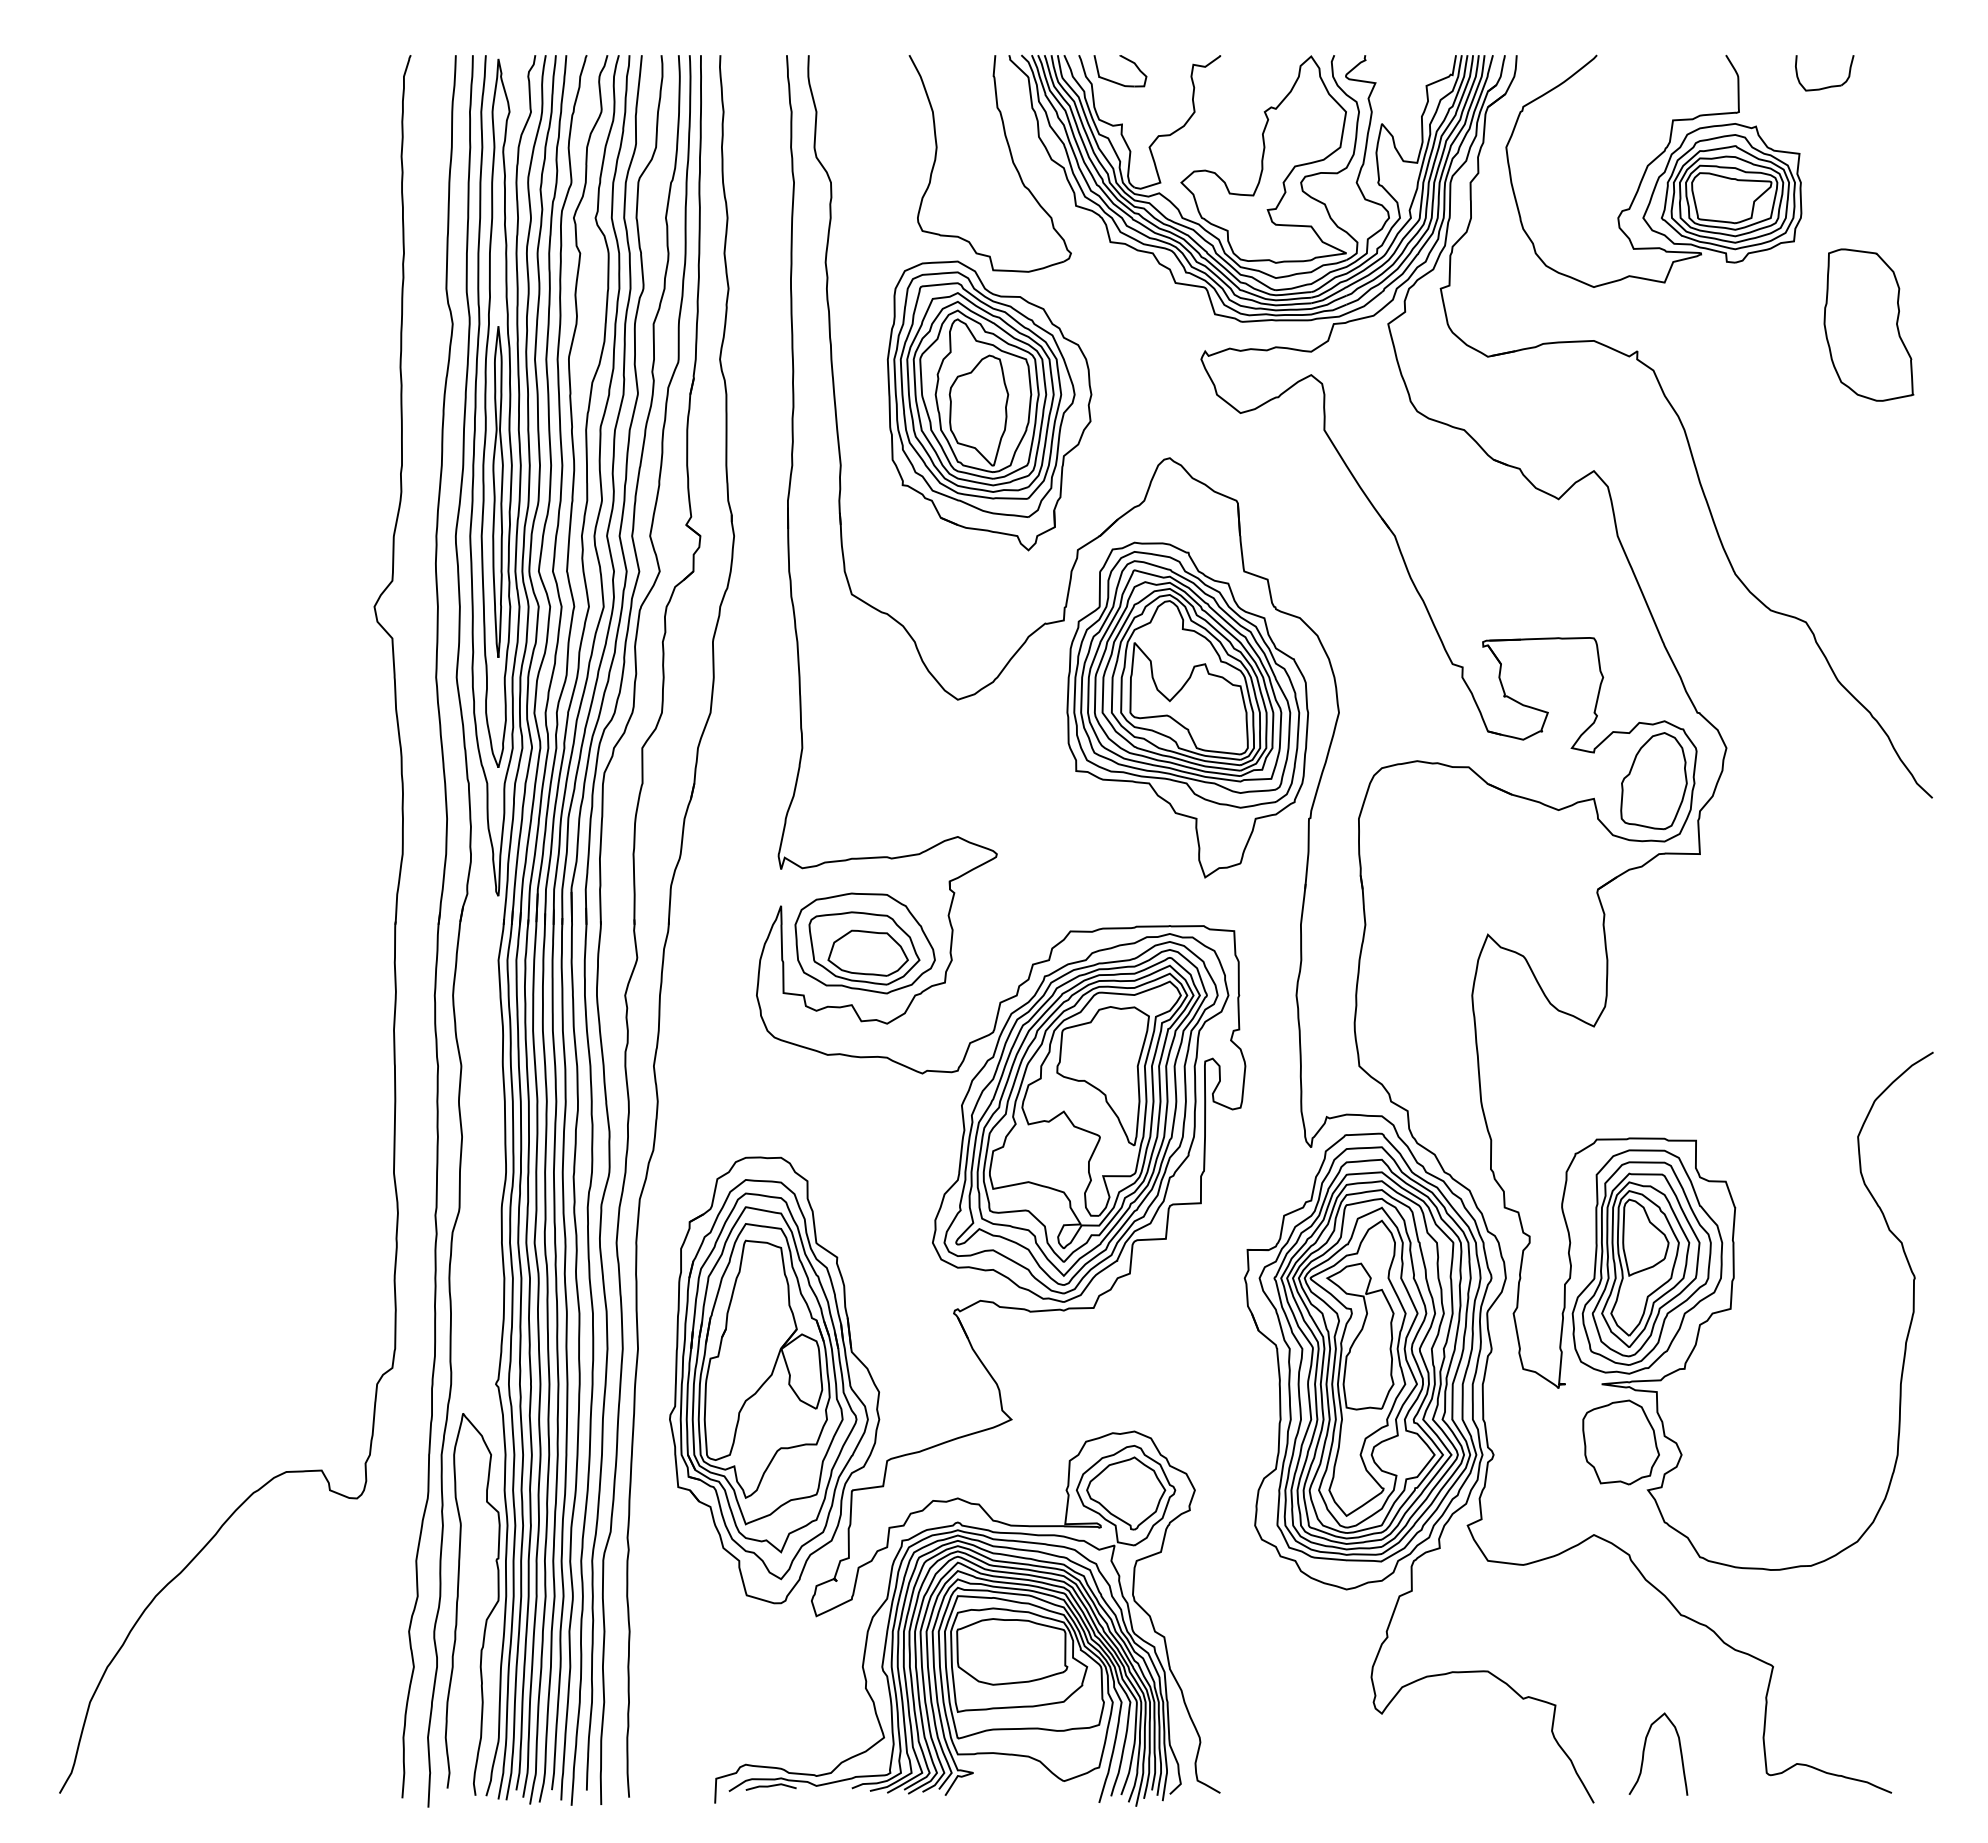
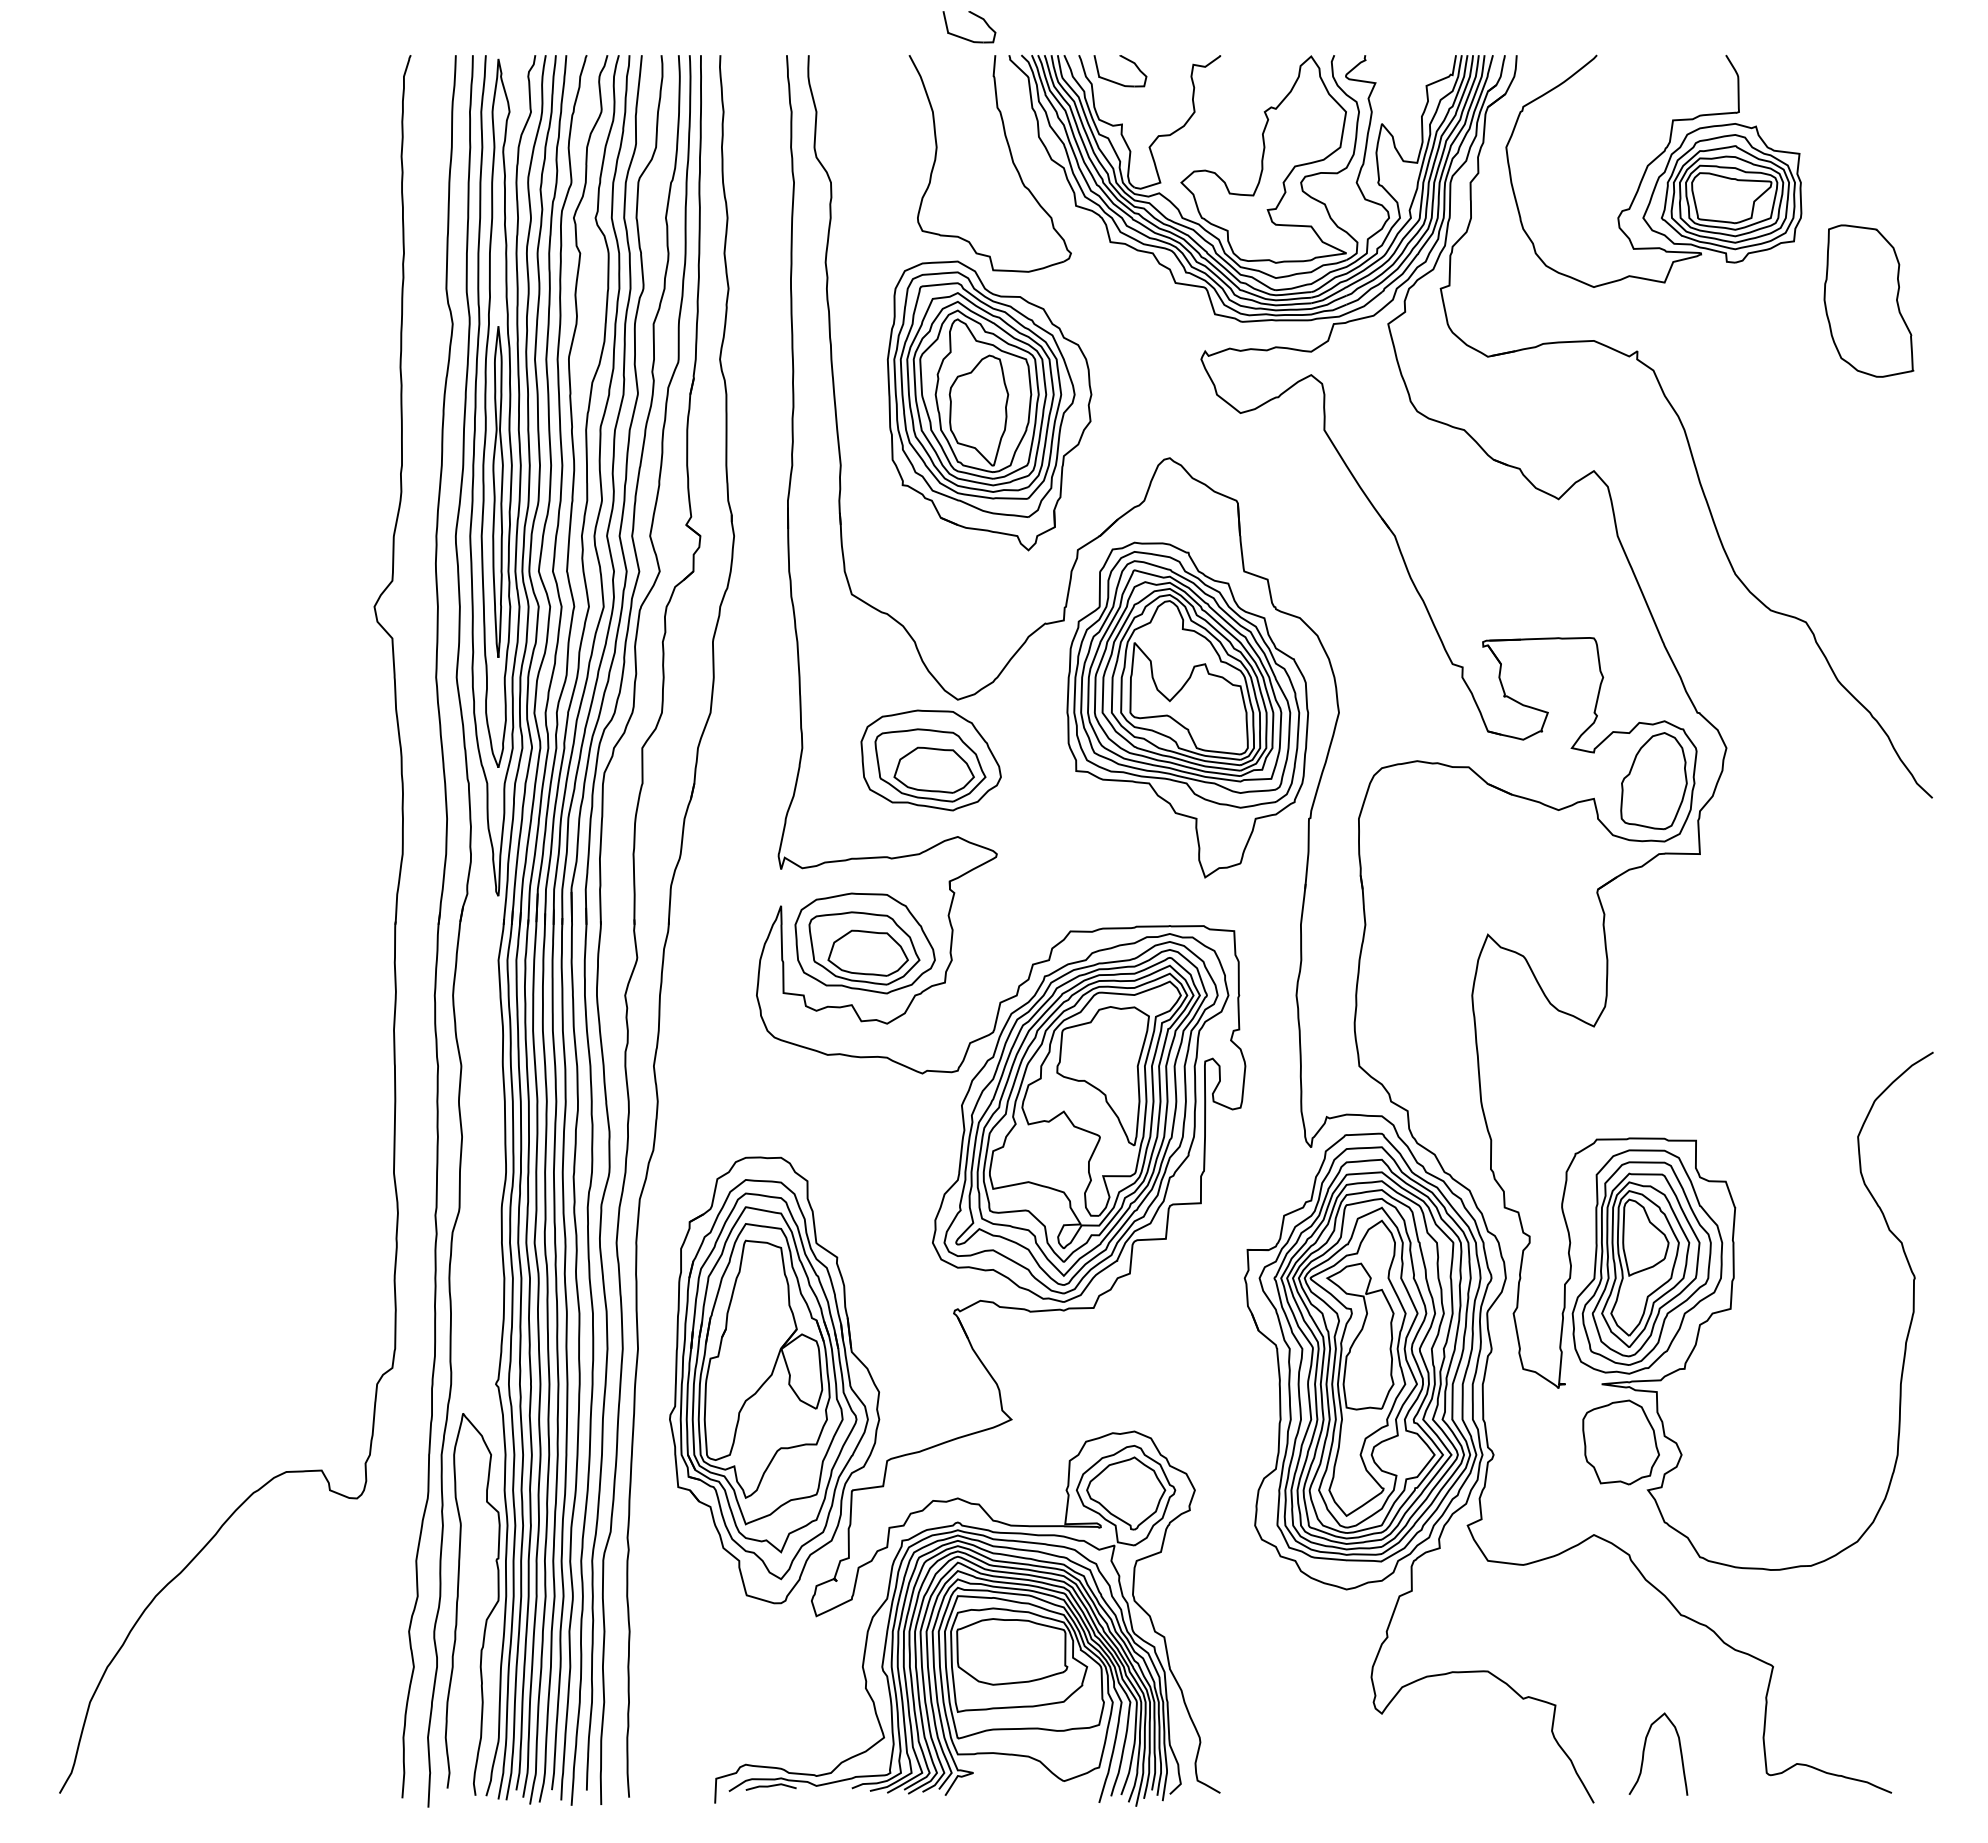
part: none -> present (964, 37)
part: present -> none (1826, 86)
part position: (1868, 324) -> (1868, 300) (1868, 300)
part: none -> present (930, 760)
